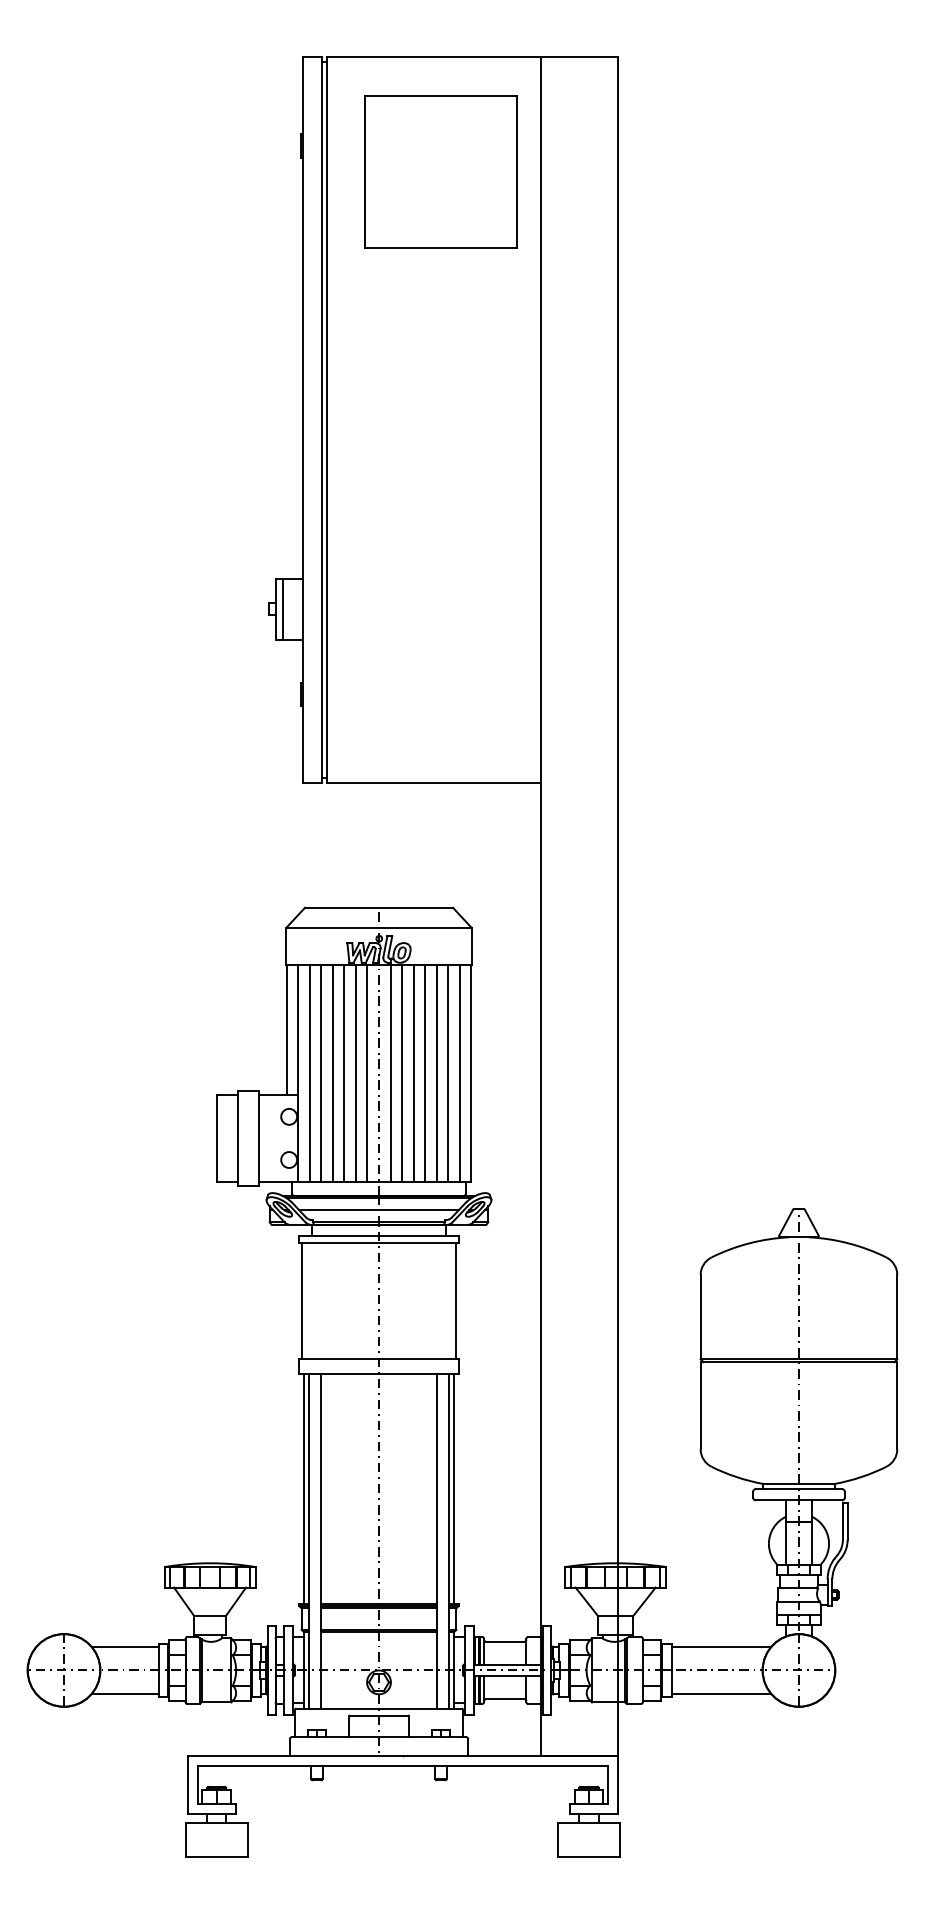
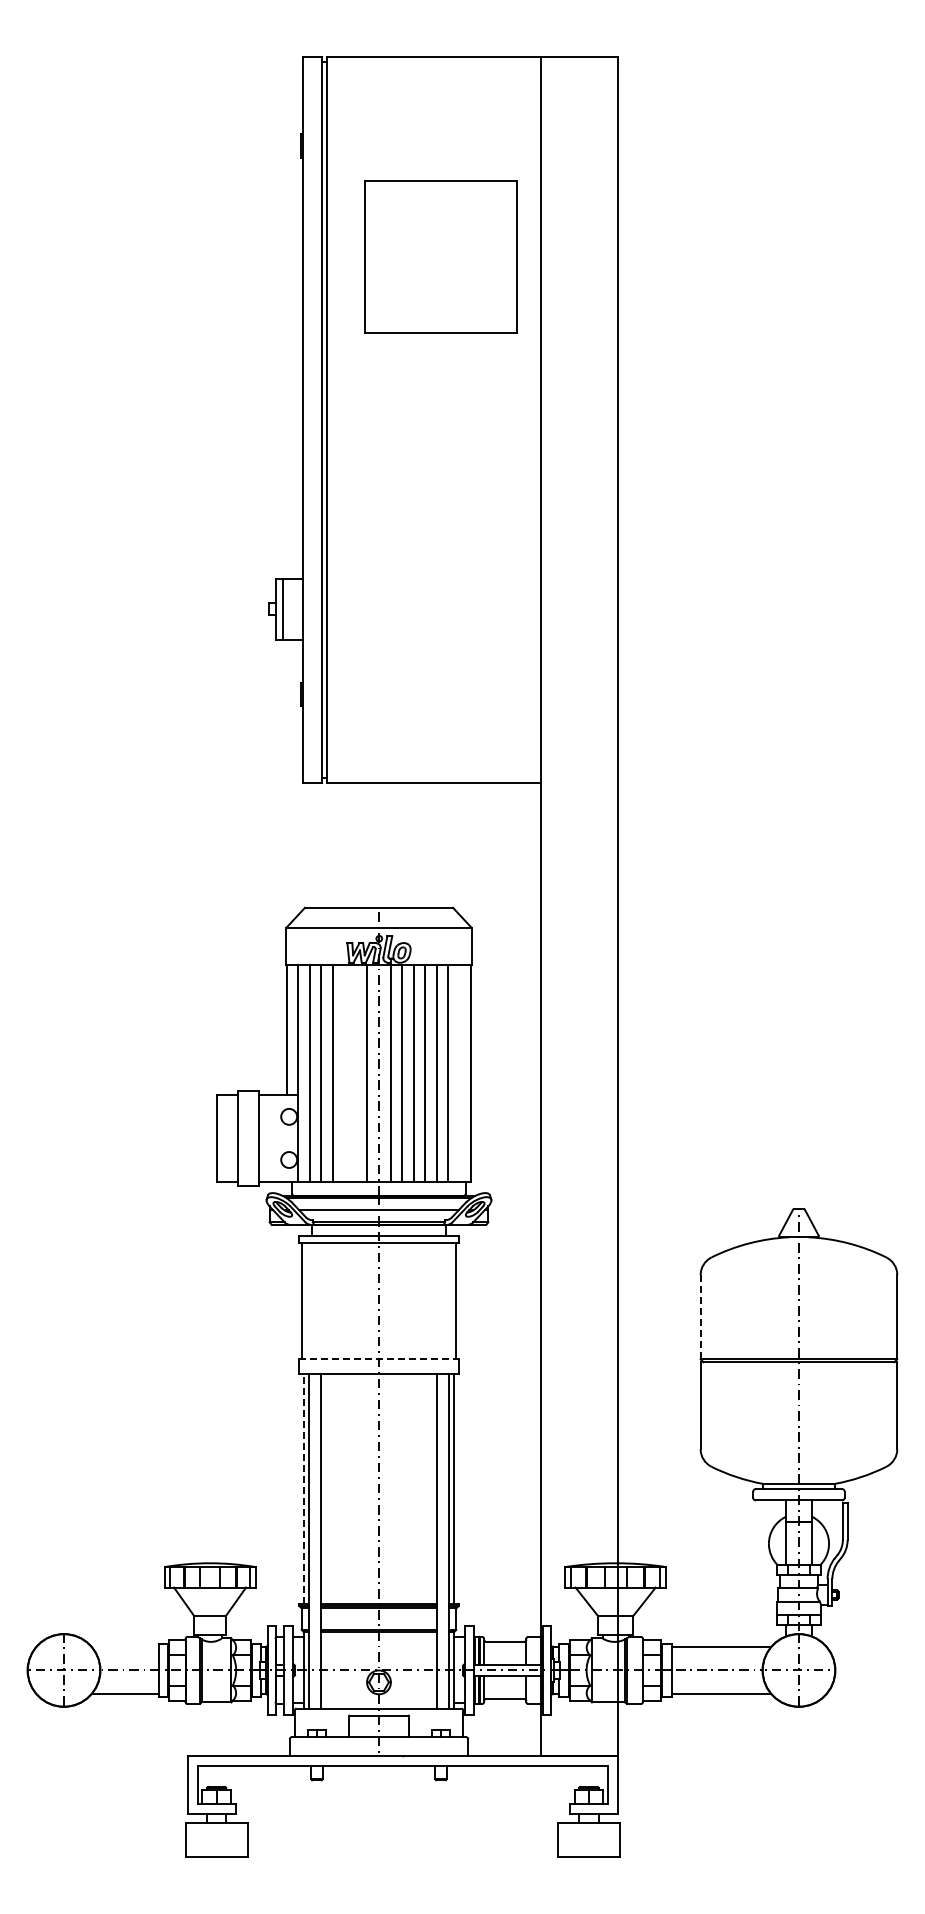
part position: (440, 171) -> (440, 256) (440, 256)
line: present -> none (344, 1073)
line: present -> none (356, 1073)
line: present -> none (459, 1073)
line: solid -> dashed (700, 1316)
line: solid -> dashed (379, 1359)
line: solid -> dashed (304, 1488)
line: present -> none (125, 1647)
